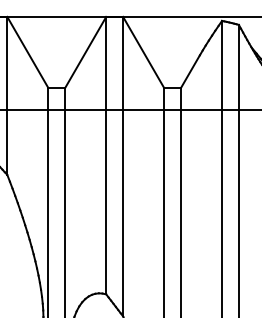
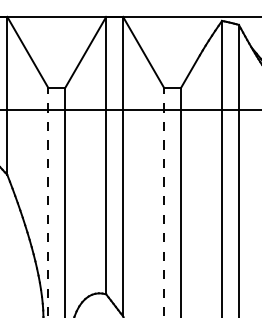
line: solid -> dashed (48, 202)
line: solid -> dashed (164, 202)
